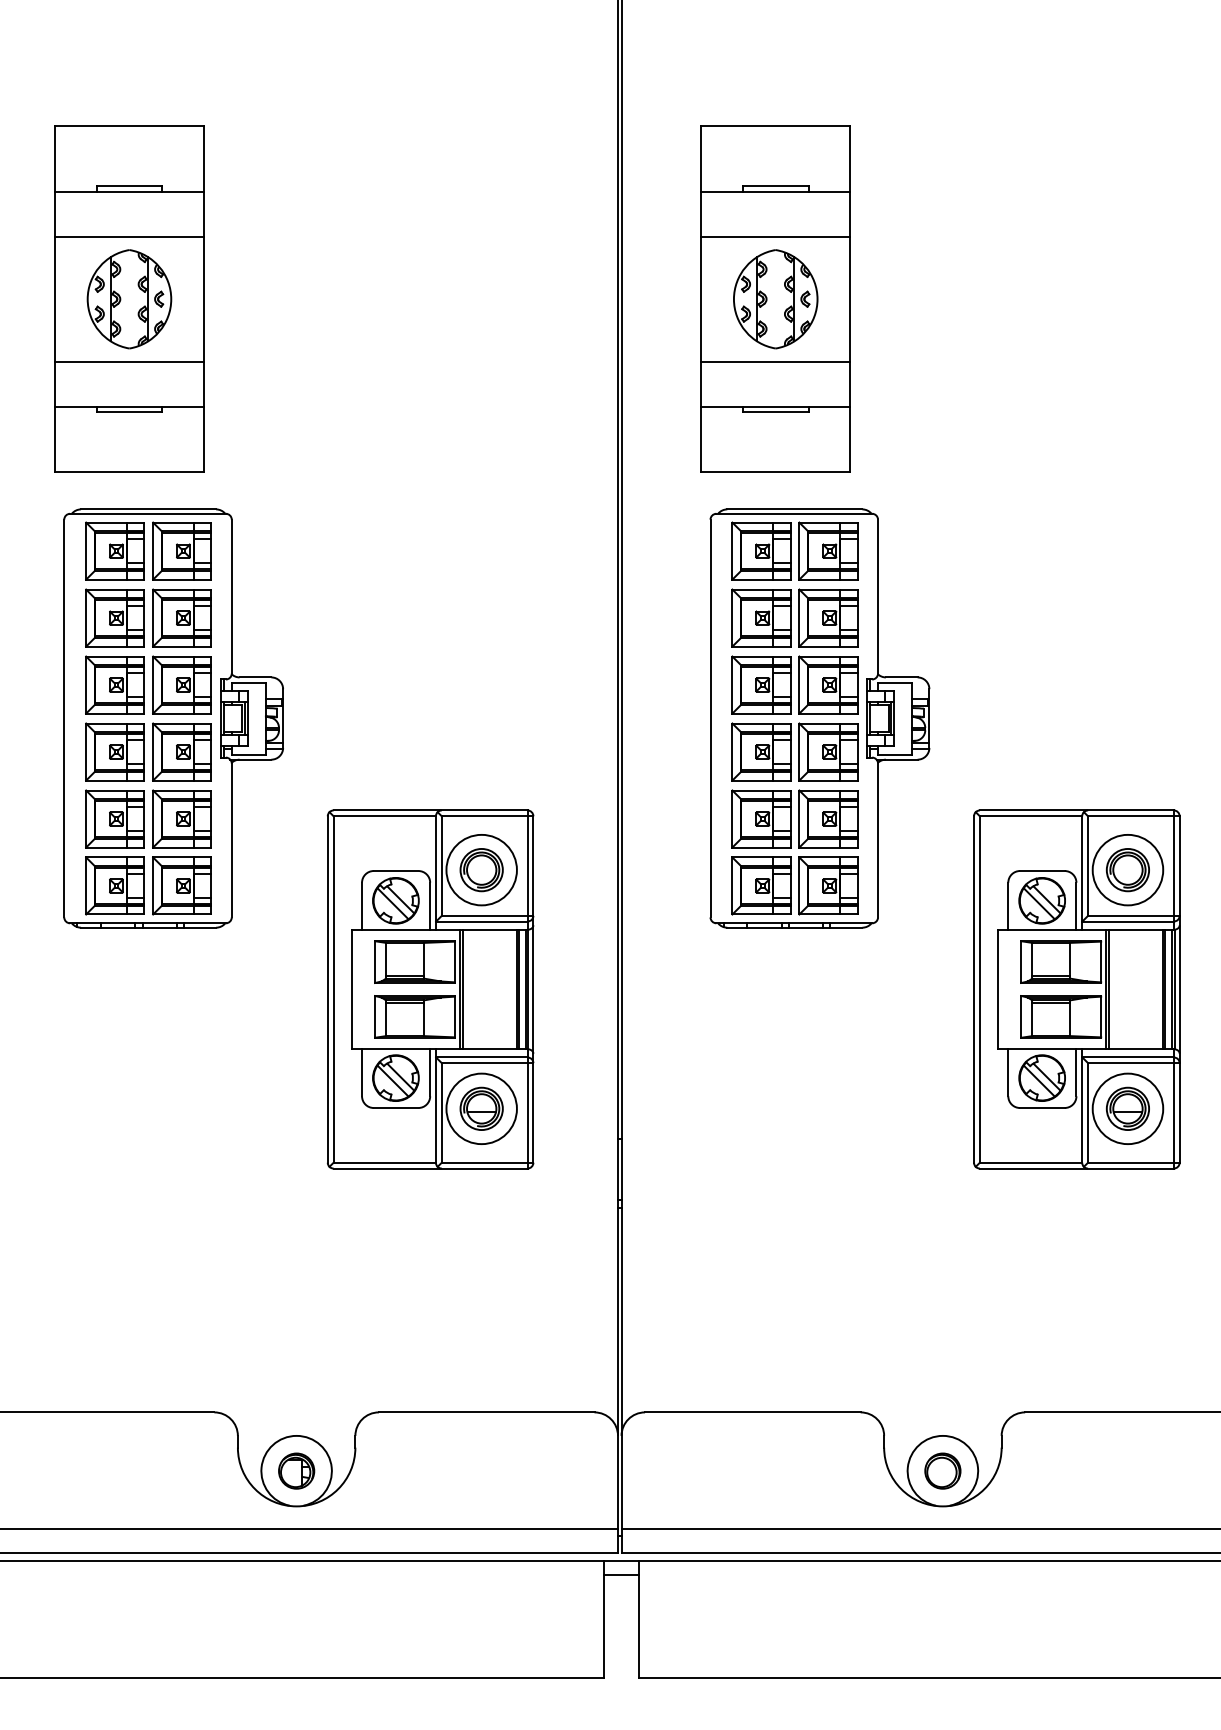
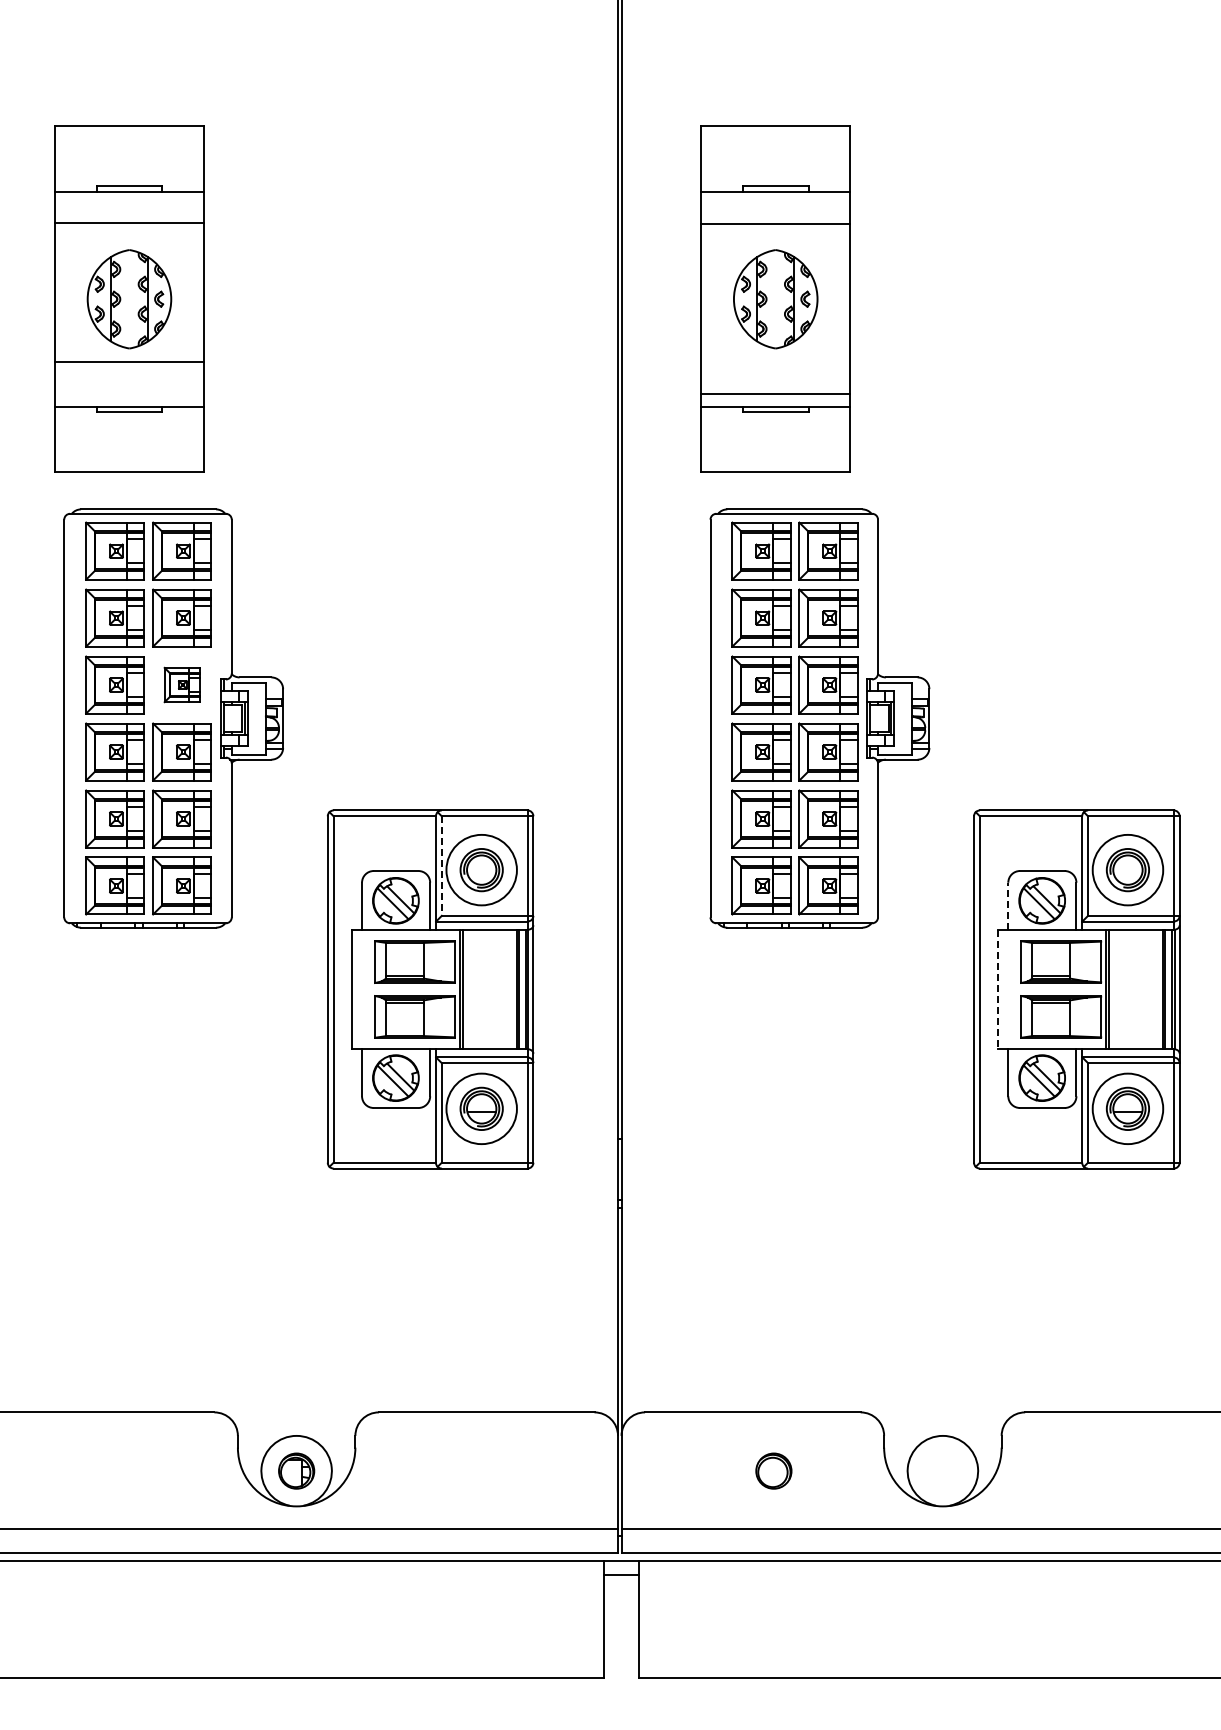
line position: (129, 236) -> (129, 222) (129, 222)
line position: (775, 236) -> (775, 223) (775, 223)
line position: (775, 361) -> (775, 393) (775, 393)
part size: 60x60 px -> 38x38 px (181, 684)
line: solid -> dashed (441, 866)
line: solid -> dashed (1008, 906)
line: solid -> dashed (998, 989)
part position: (942, 1470) -> (773, 1470) (773, 1470)
